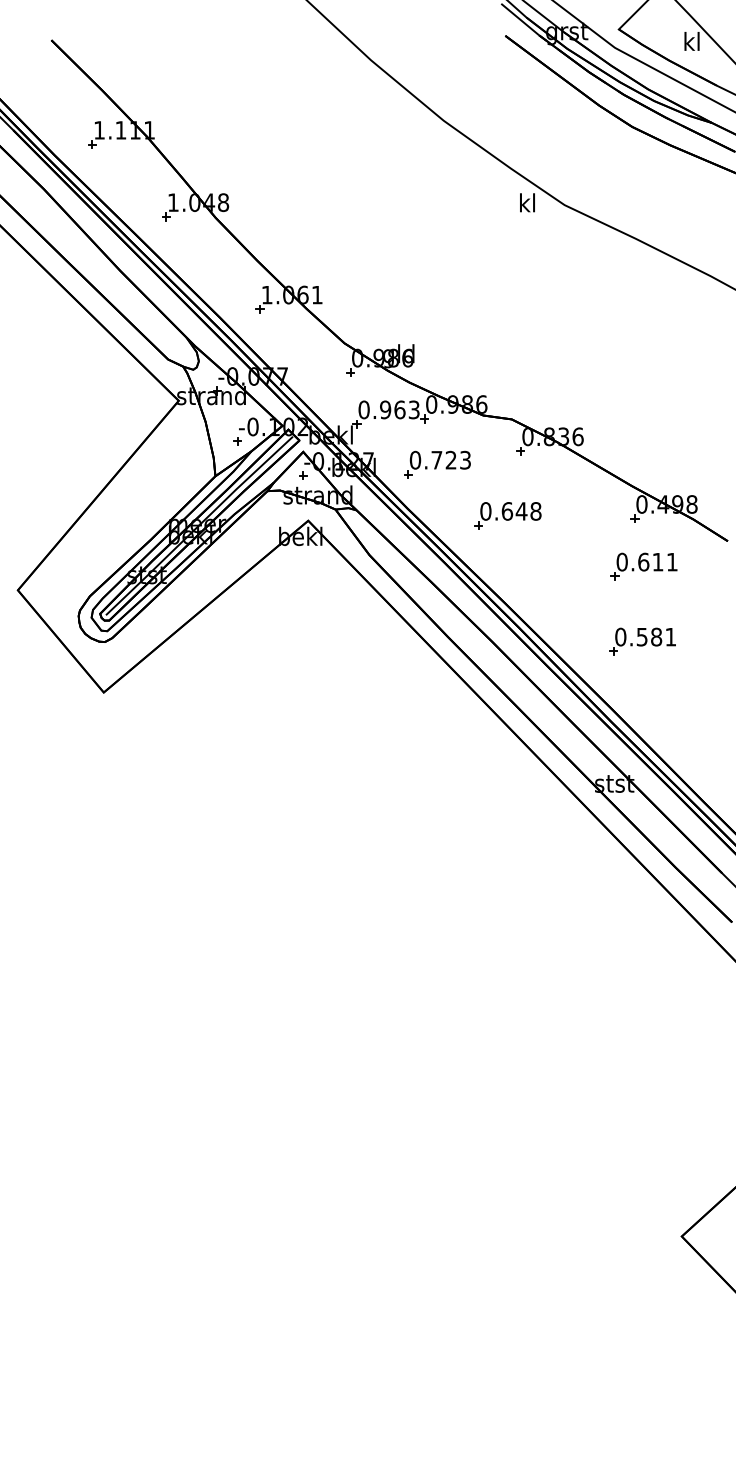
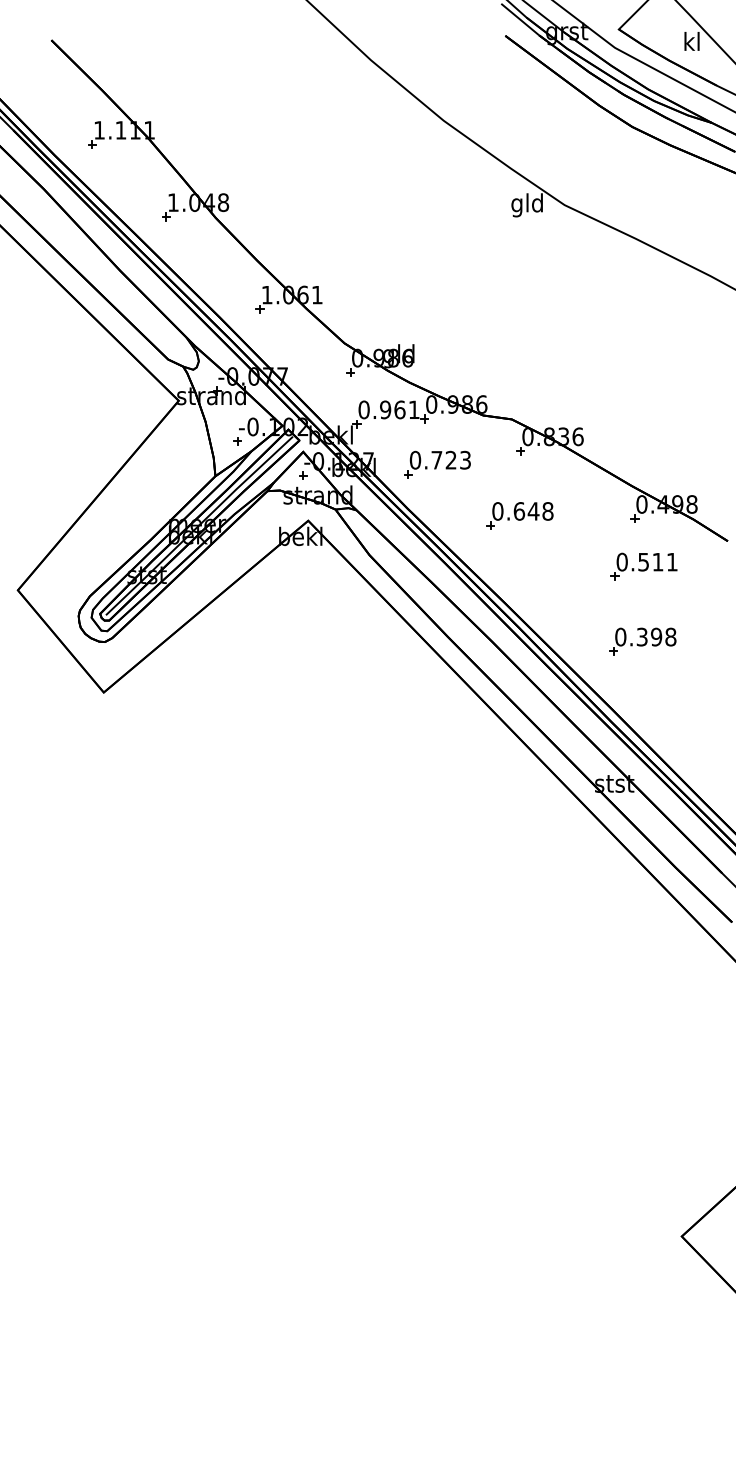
text: kl -> gld (526, 205)
text: 0.963 -> 0.961 (413, 409)
part position: (507, 515) -> (519, 515) (519, 515)
text: 0.611 -> 0.511 (643, 561)
text: 0.581 -> 0.398 (656, 636)
